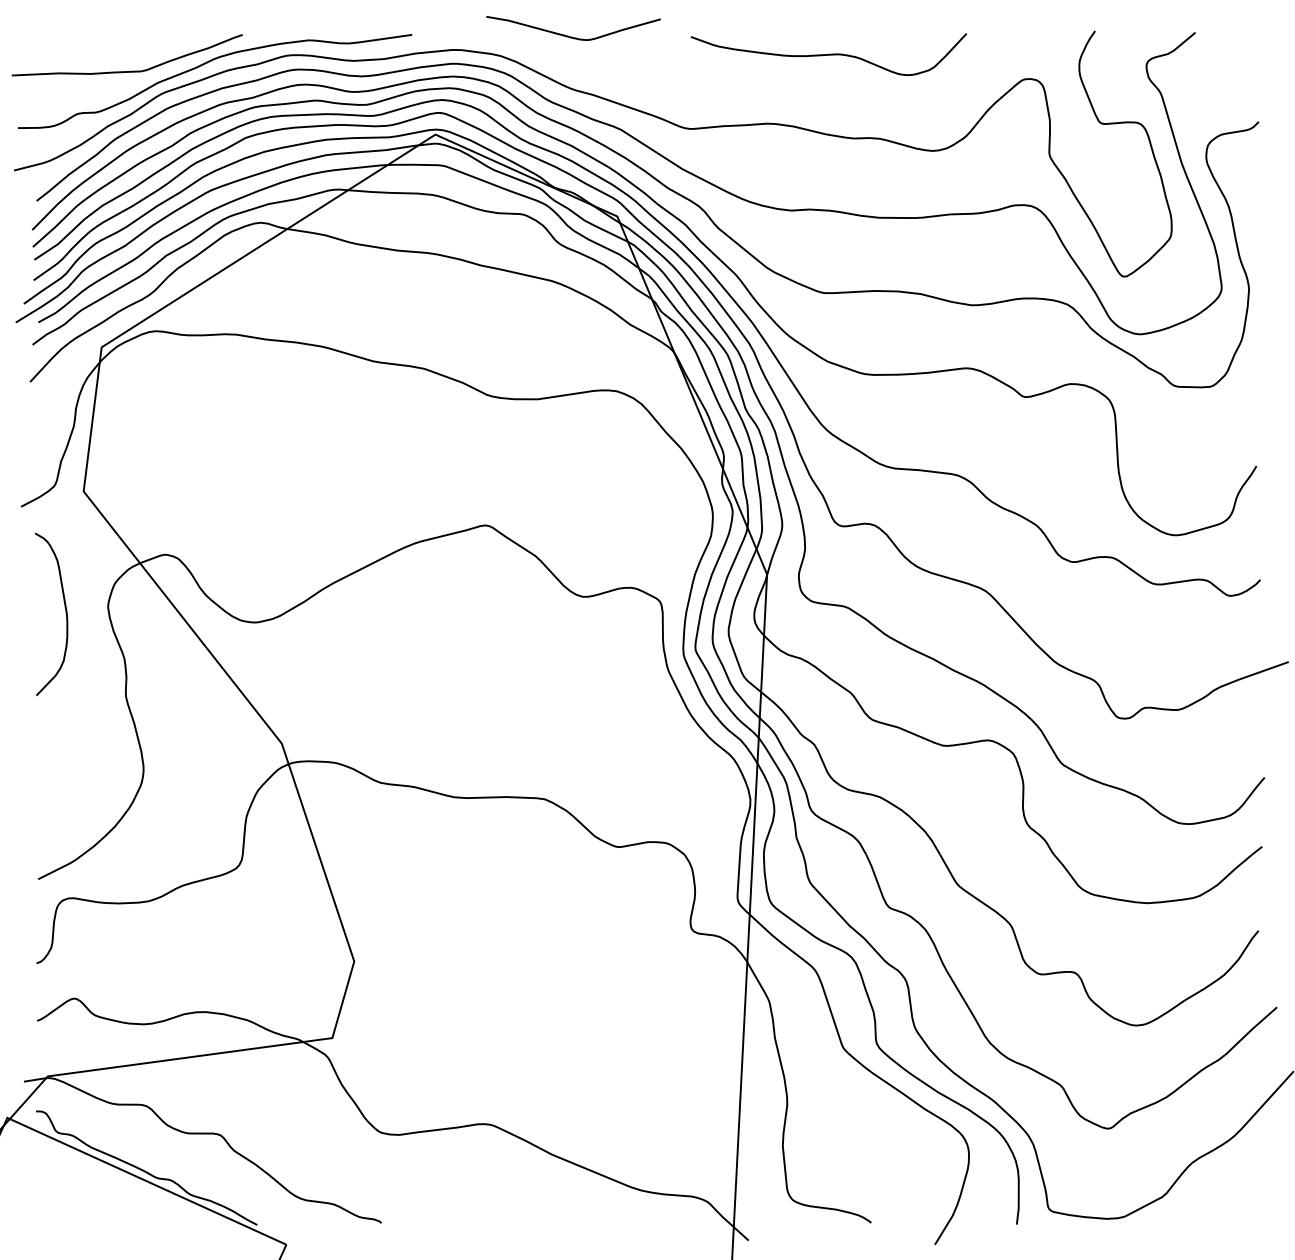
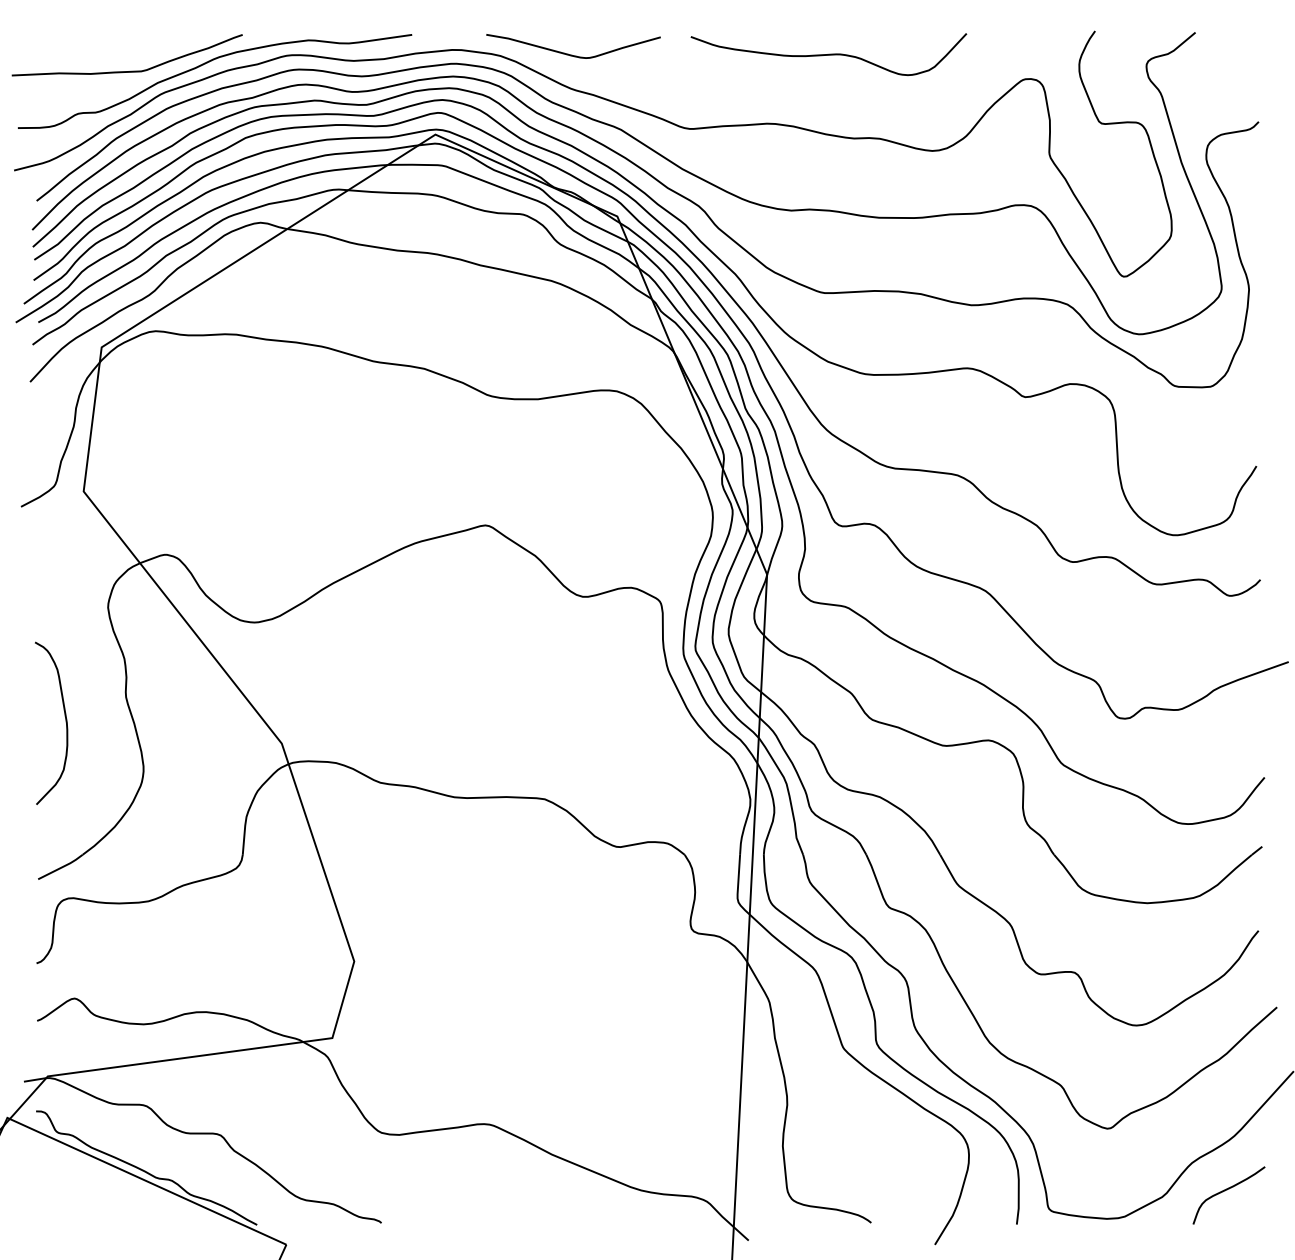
curve position: (572, 36) -> (572, 54) (572, 54)
curve position: (65, 613) -> (65, 722) (65, 722)
curve: none -> present (1225, 1191)
